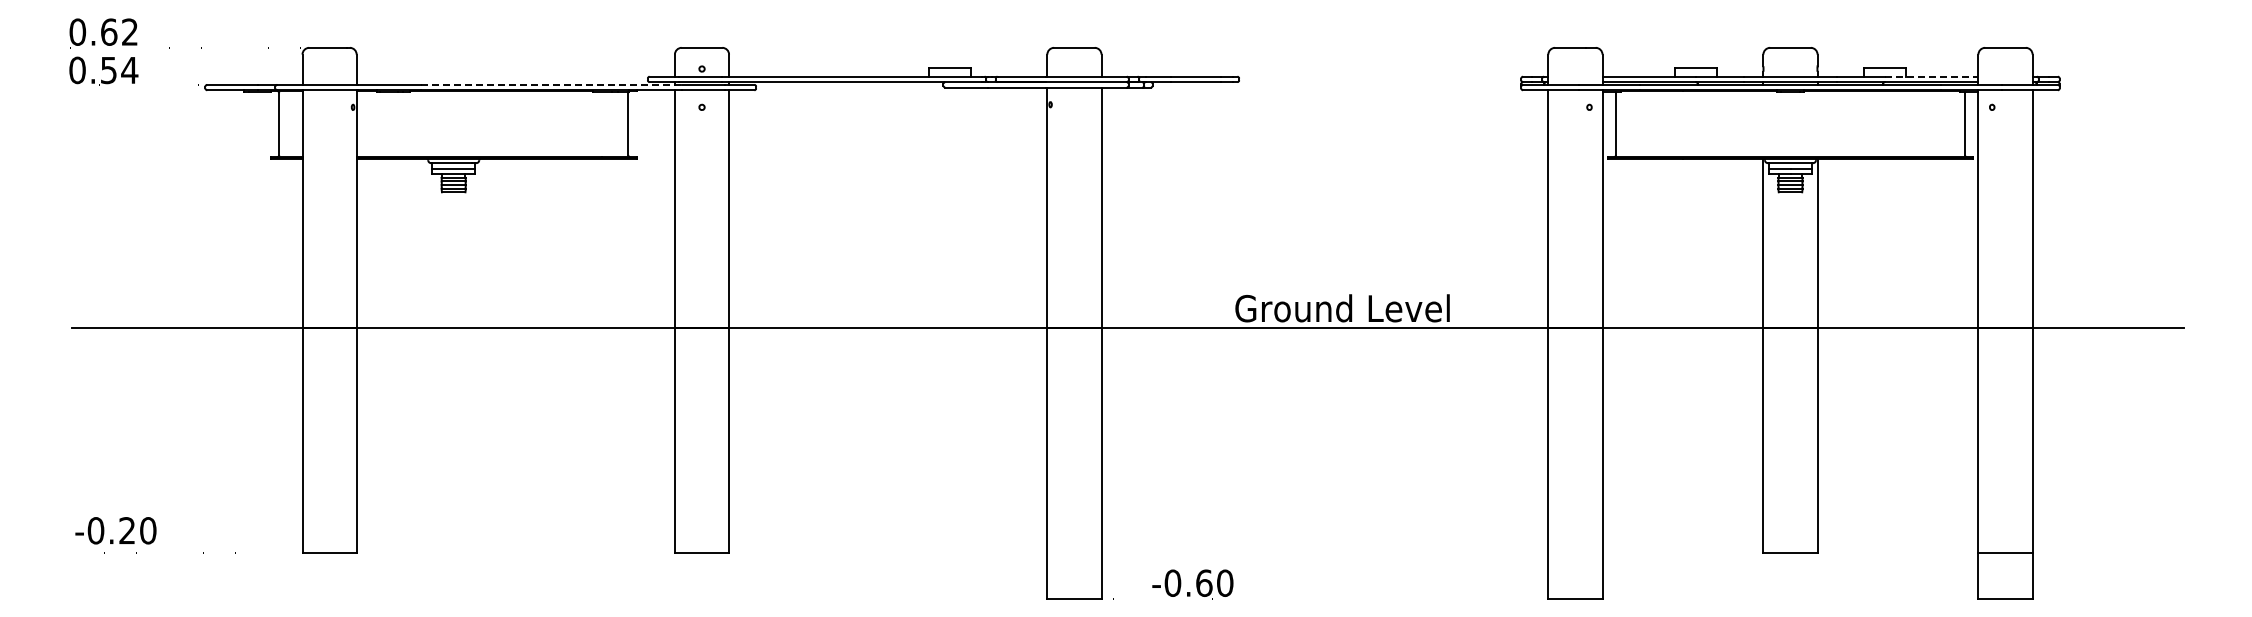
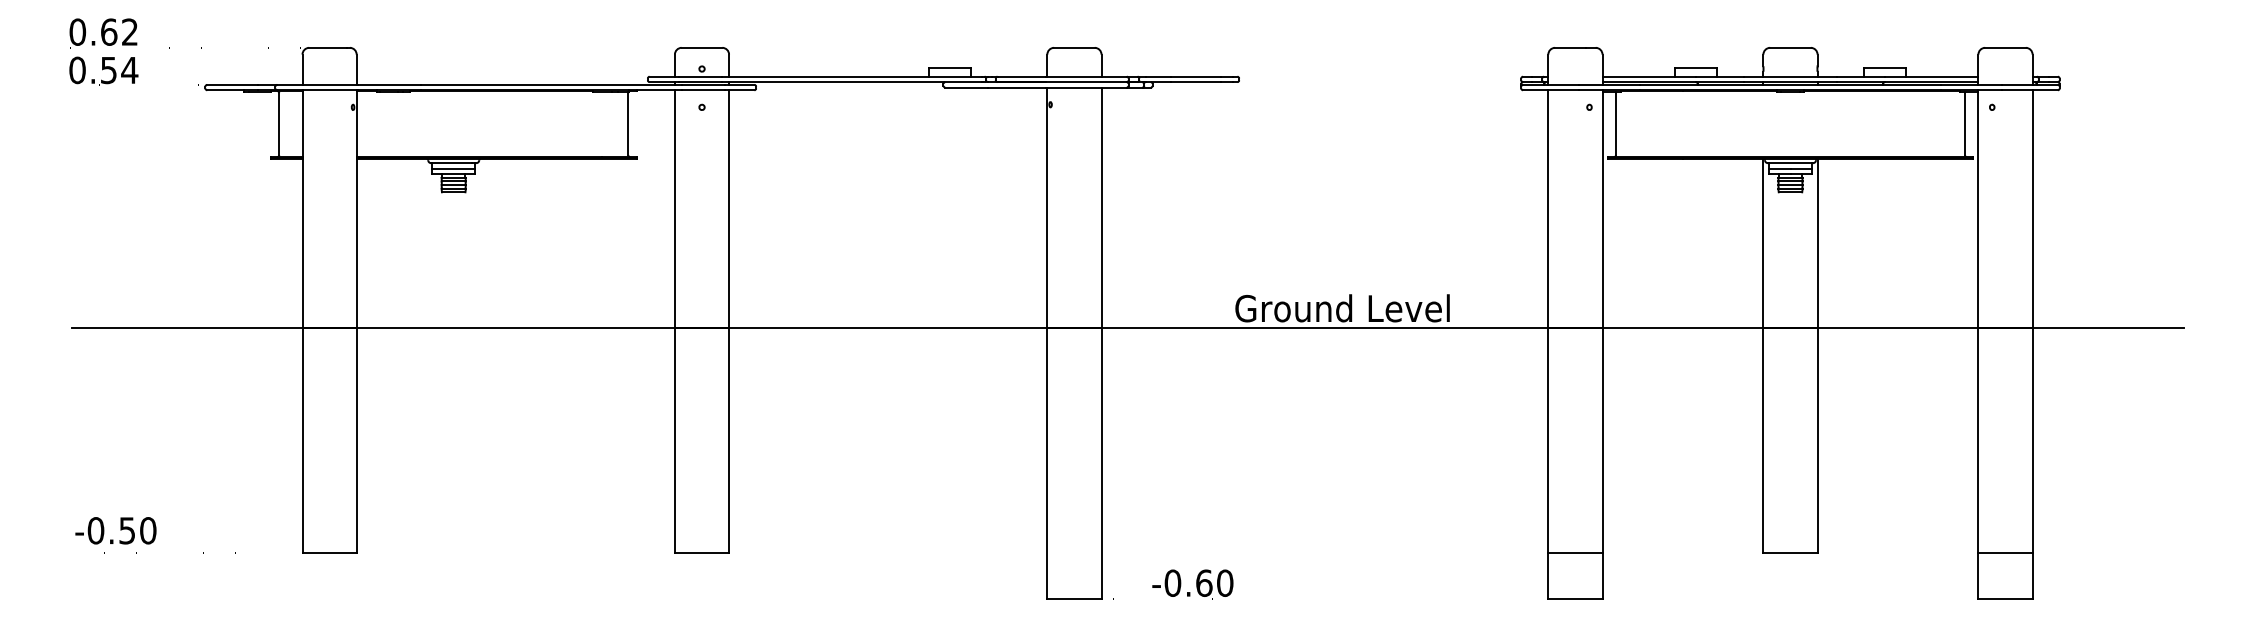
line: dashed -> solid (1931, 76)
line: dashed -> solid (551, 84)
text: -0.20 -> -0.50 (126, 530)
line: none -> present (1575, 553)
